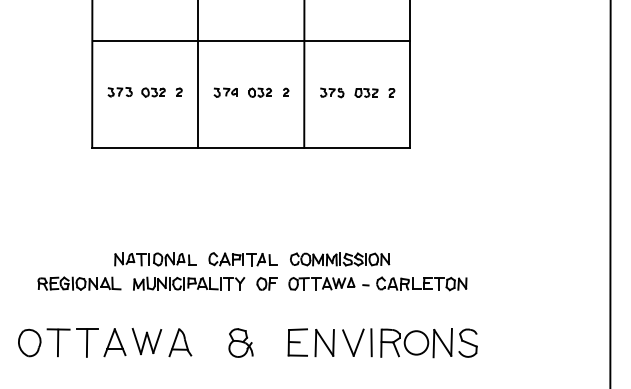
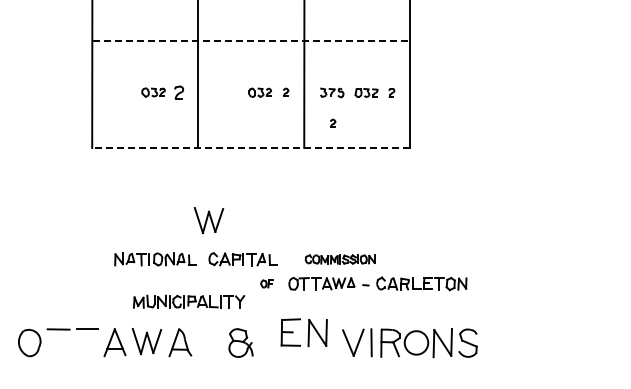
line: solid -> dashed (251, 41)
part size: 7x10 px -> 11x15 px (179, 92)
part: present -> none (119, 92)
part: present -> none (225, 92)
part: none -> present (333, 122)
line: solid -> dashed (250, 148)
line: present -> none (610, 193)
part: none -> present (208, 220)
part size: 101x15 px -> 72x11 px (339, 259)
part: present -> none (79, 283)
part position: (189, 283) -> (189, 301) (189, 301)
part size: 22x14 px -> 14x10 px (266, 283)
line: present -> none (57, 342)
line: present -> none (86, 342)
part position: (310, 342) -> (303, 332) (303, 332)
